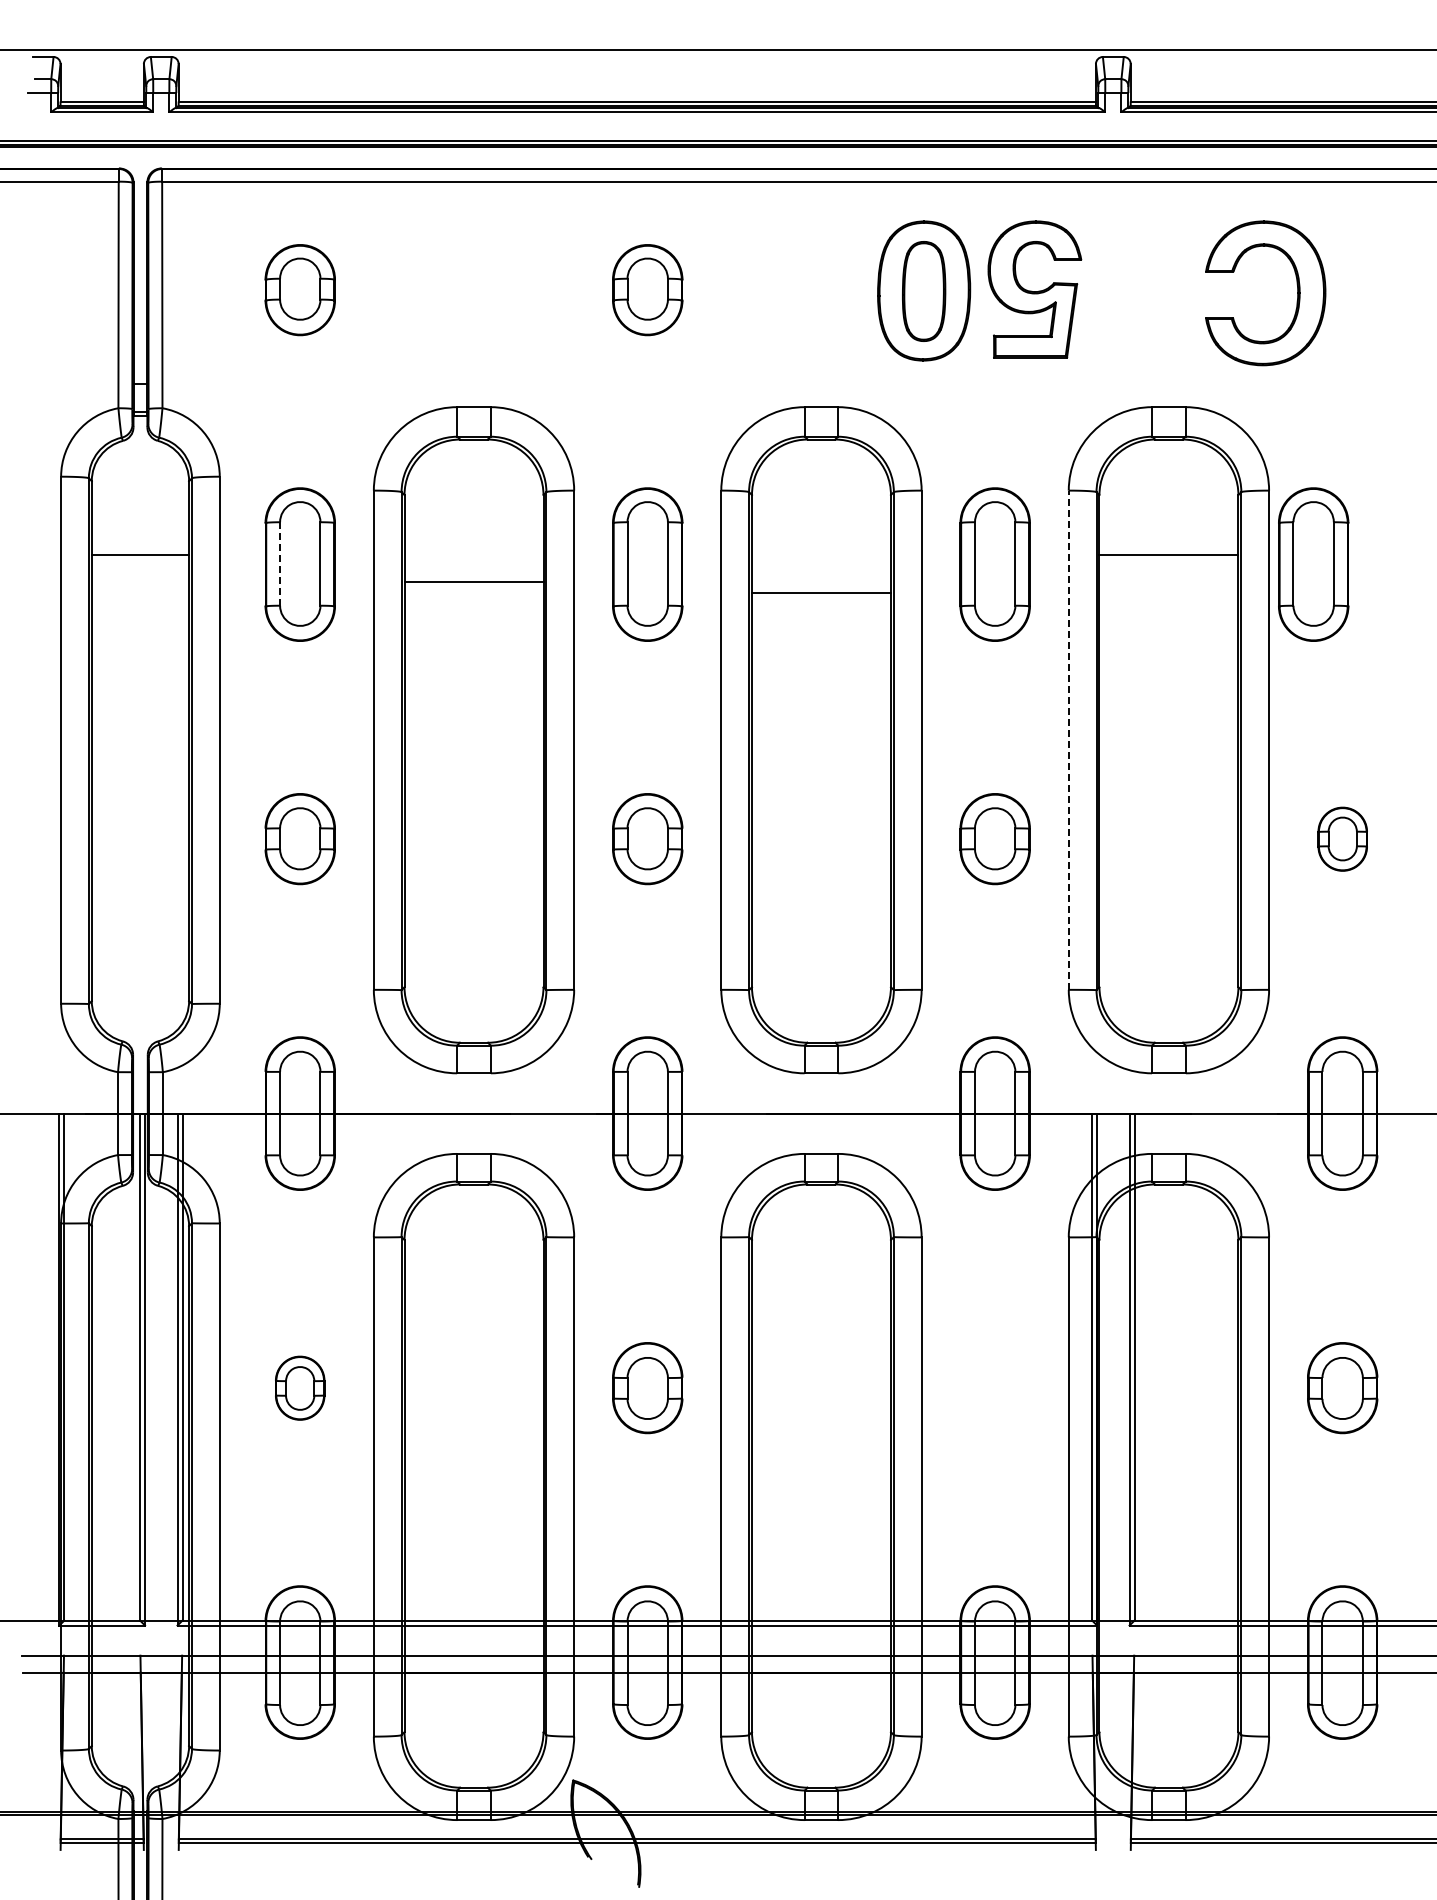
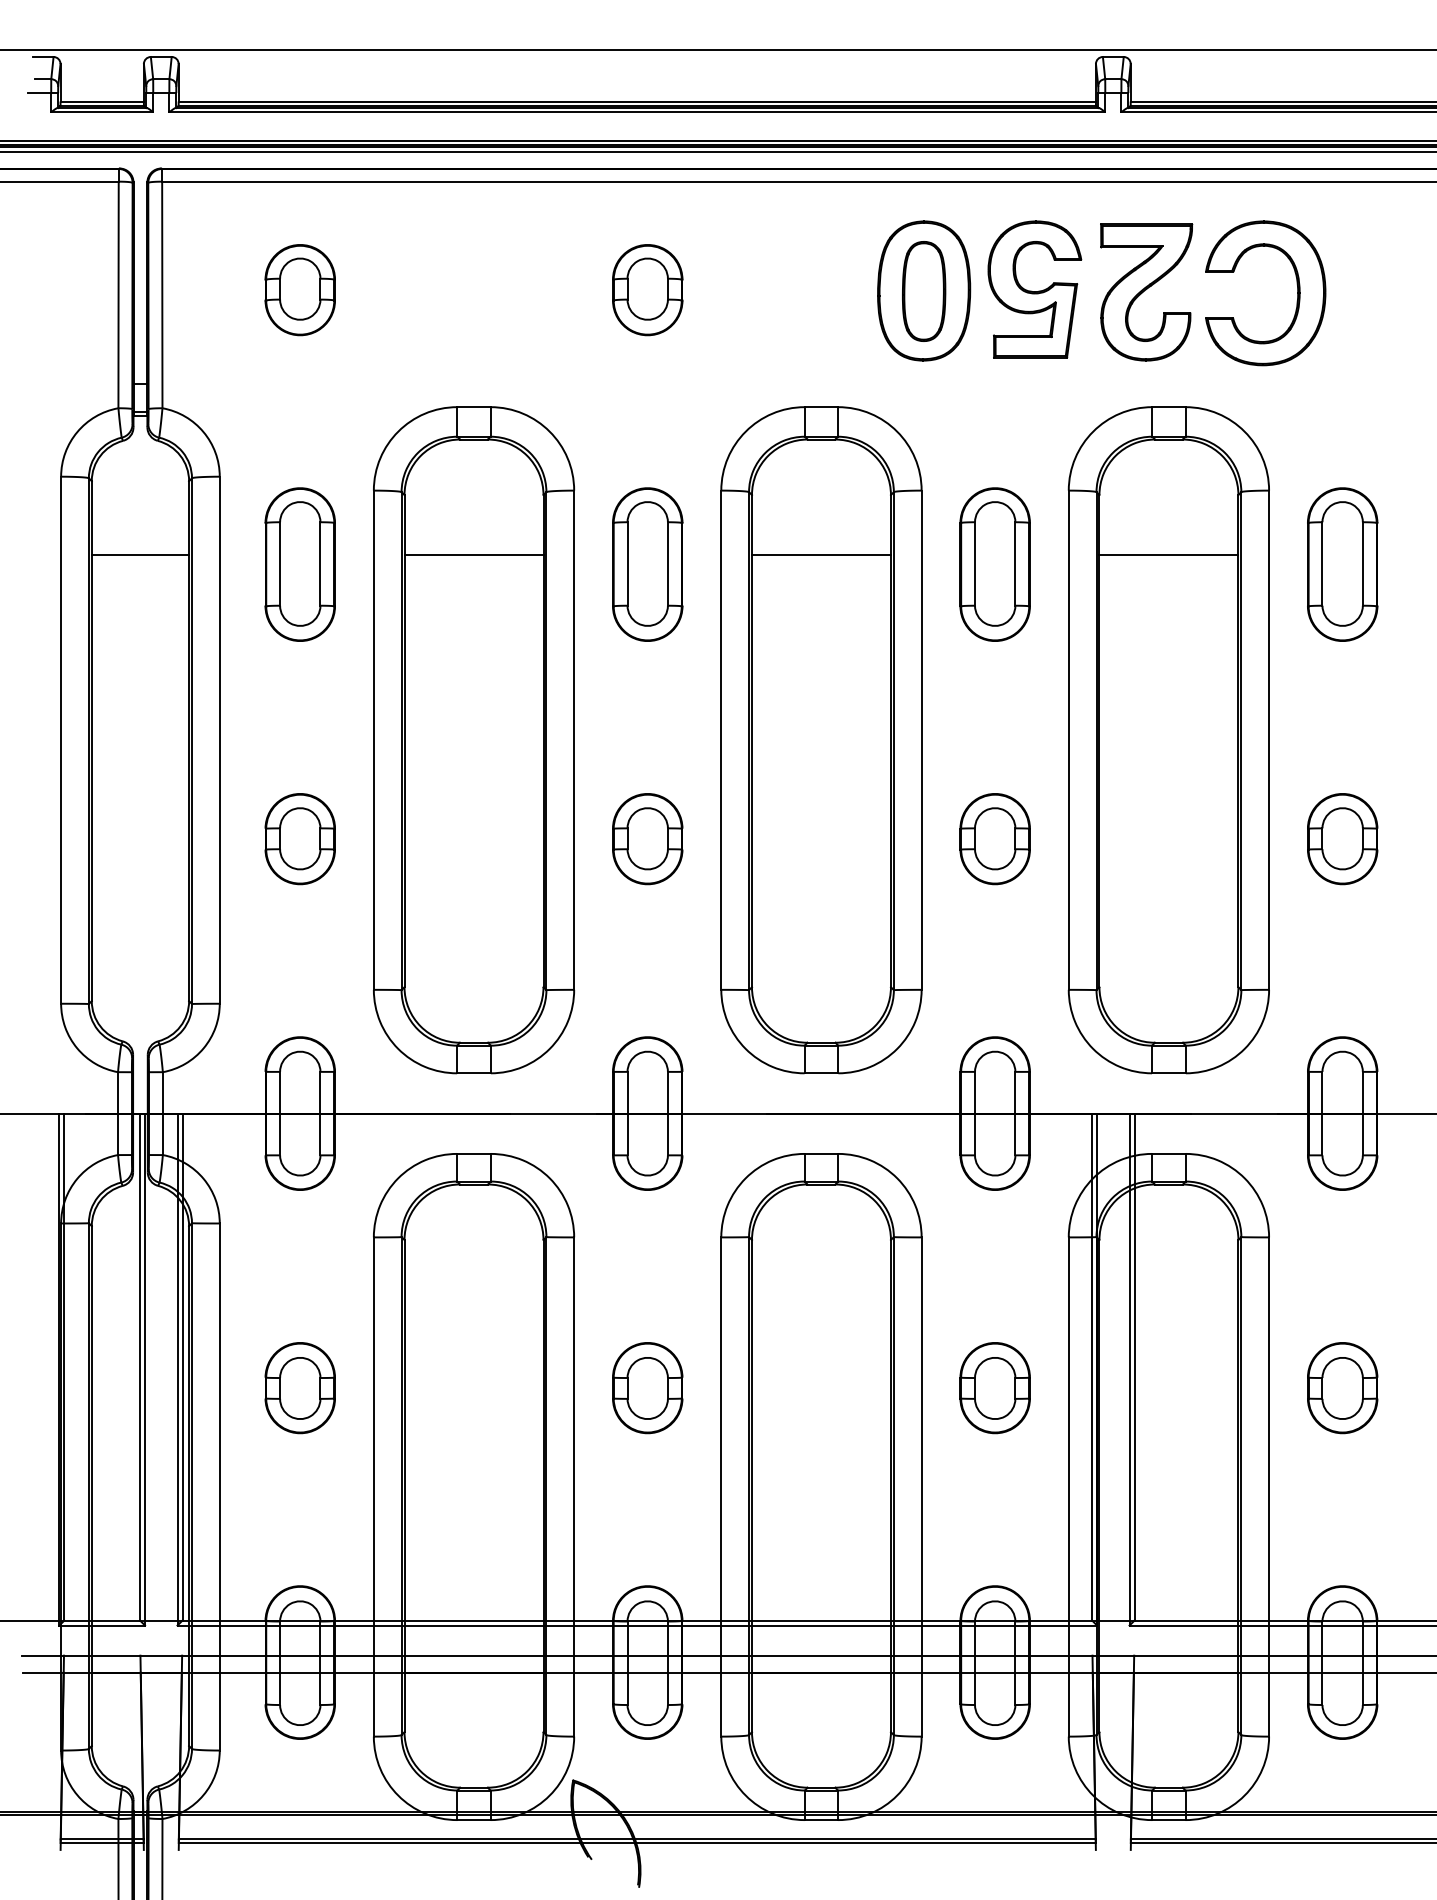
line: none -> present (717, 151)
part: none -> present (1146, 292)
line: dashed -> solid (280, 563)
part position: (1313, 564) -> (1342, 564) (1342, 564)
line position: (473, 581) -> (473, 554) (473, 554)
line position: (820, 592) -> (820, 554) (820, 554)
line: dashed -> solid (1068, 740)
part size: 51x66 px -> 72x93 px (1342, 839)
part size: 51x66 px -> 72x93 px (299, 1388)
part: none -> present (994, 1388)
